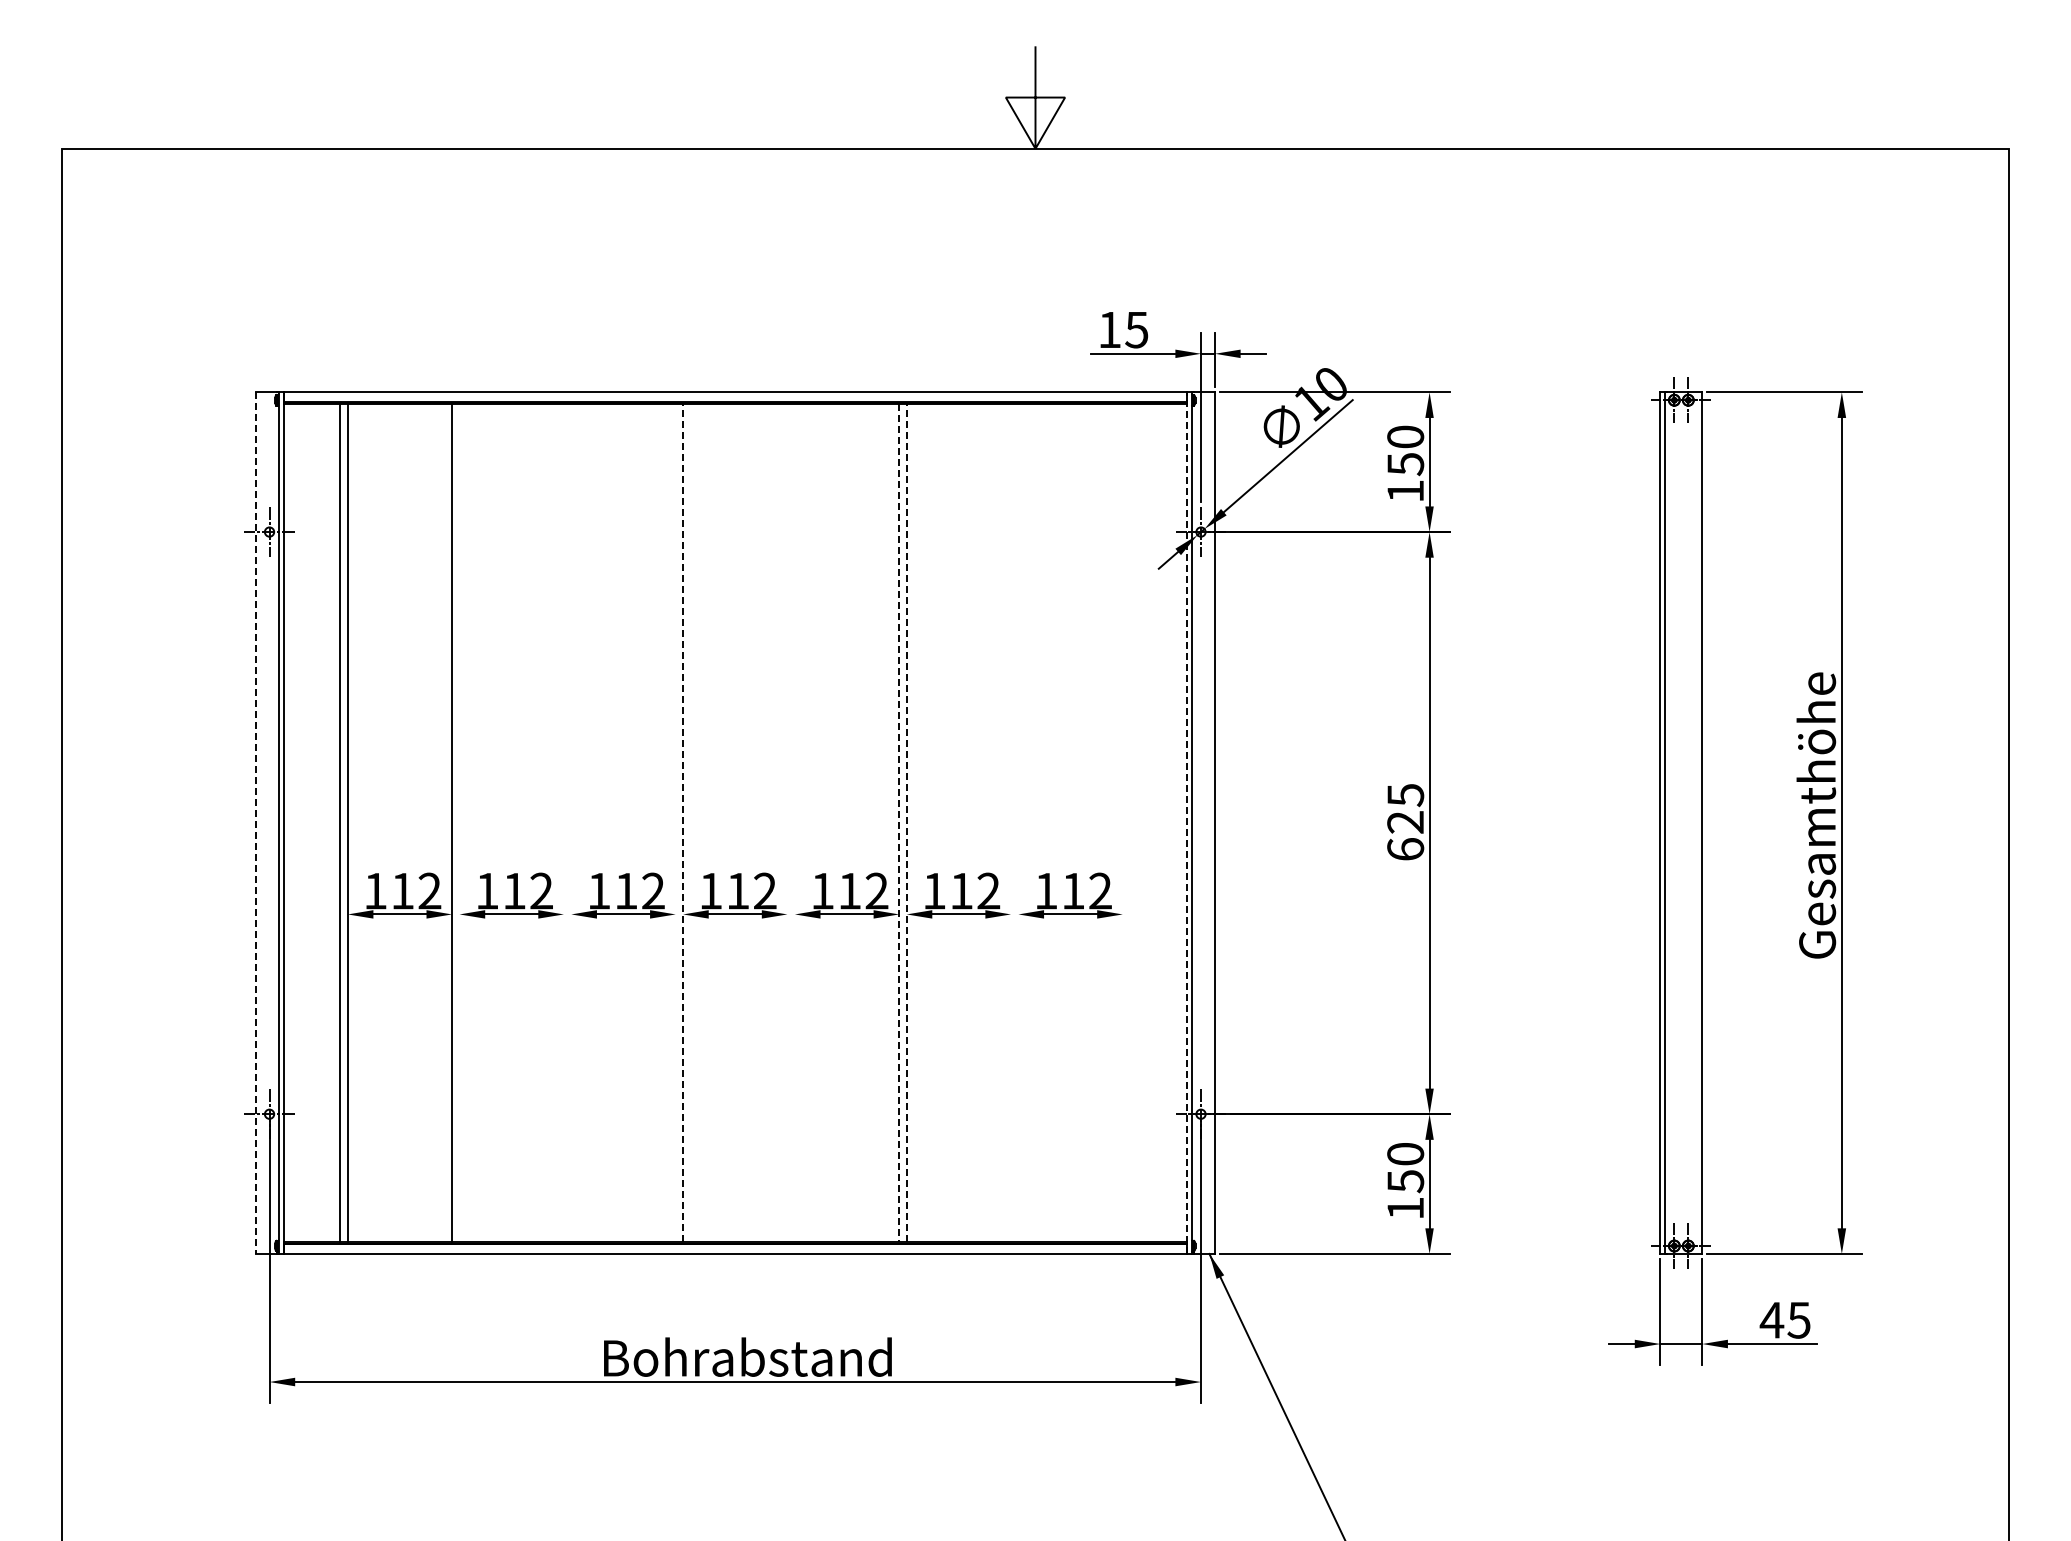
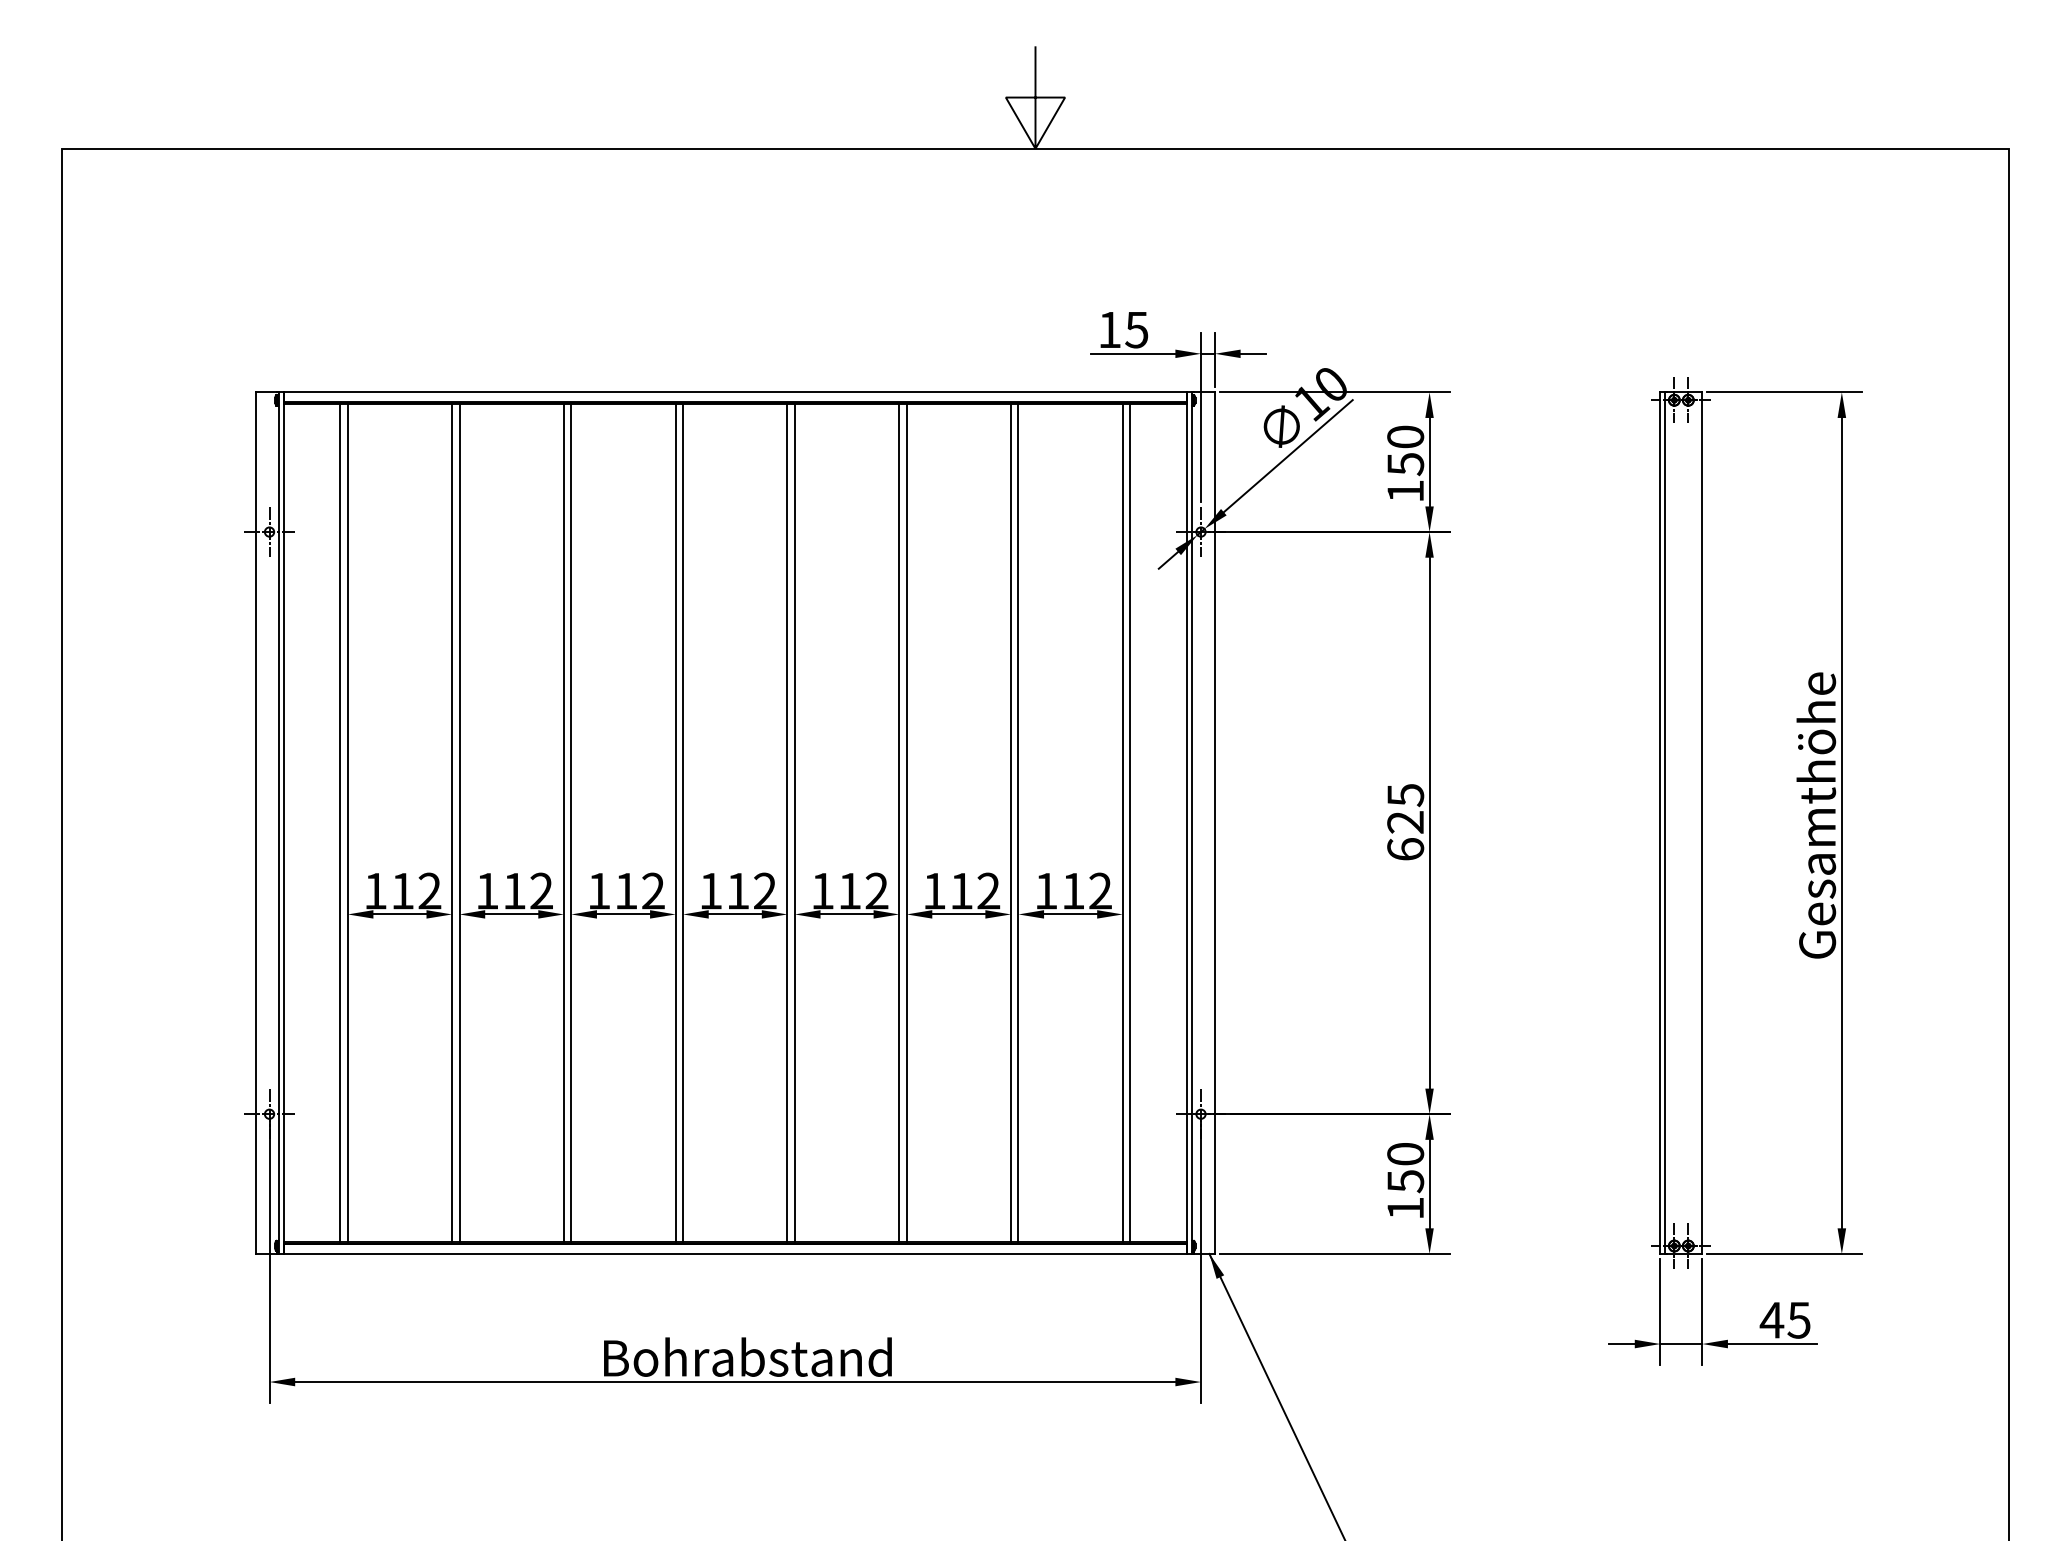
line: none -> present (459, 822)
line: none -> present (563, 822)
line: none -> present (571, 822)
line: none -> present (675, 822)
line: none -> present (787, 822)
line: none -> present (794, 822)
line: none -> present (1010, 822)
line: none -> present (1018, 822)
line: none -> present (1122, 822)
line: none -> present (1130, 822)
line: dashed -> solid (255, 823)
line: dashed -> solid (683, 823)
line: dashed -> solid (899, 823)
line: dashed -> solid (906, 823)
line: dashed -> solid (1187, 823)
